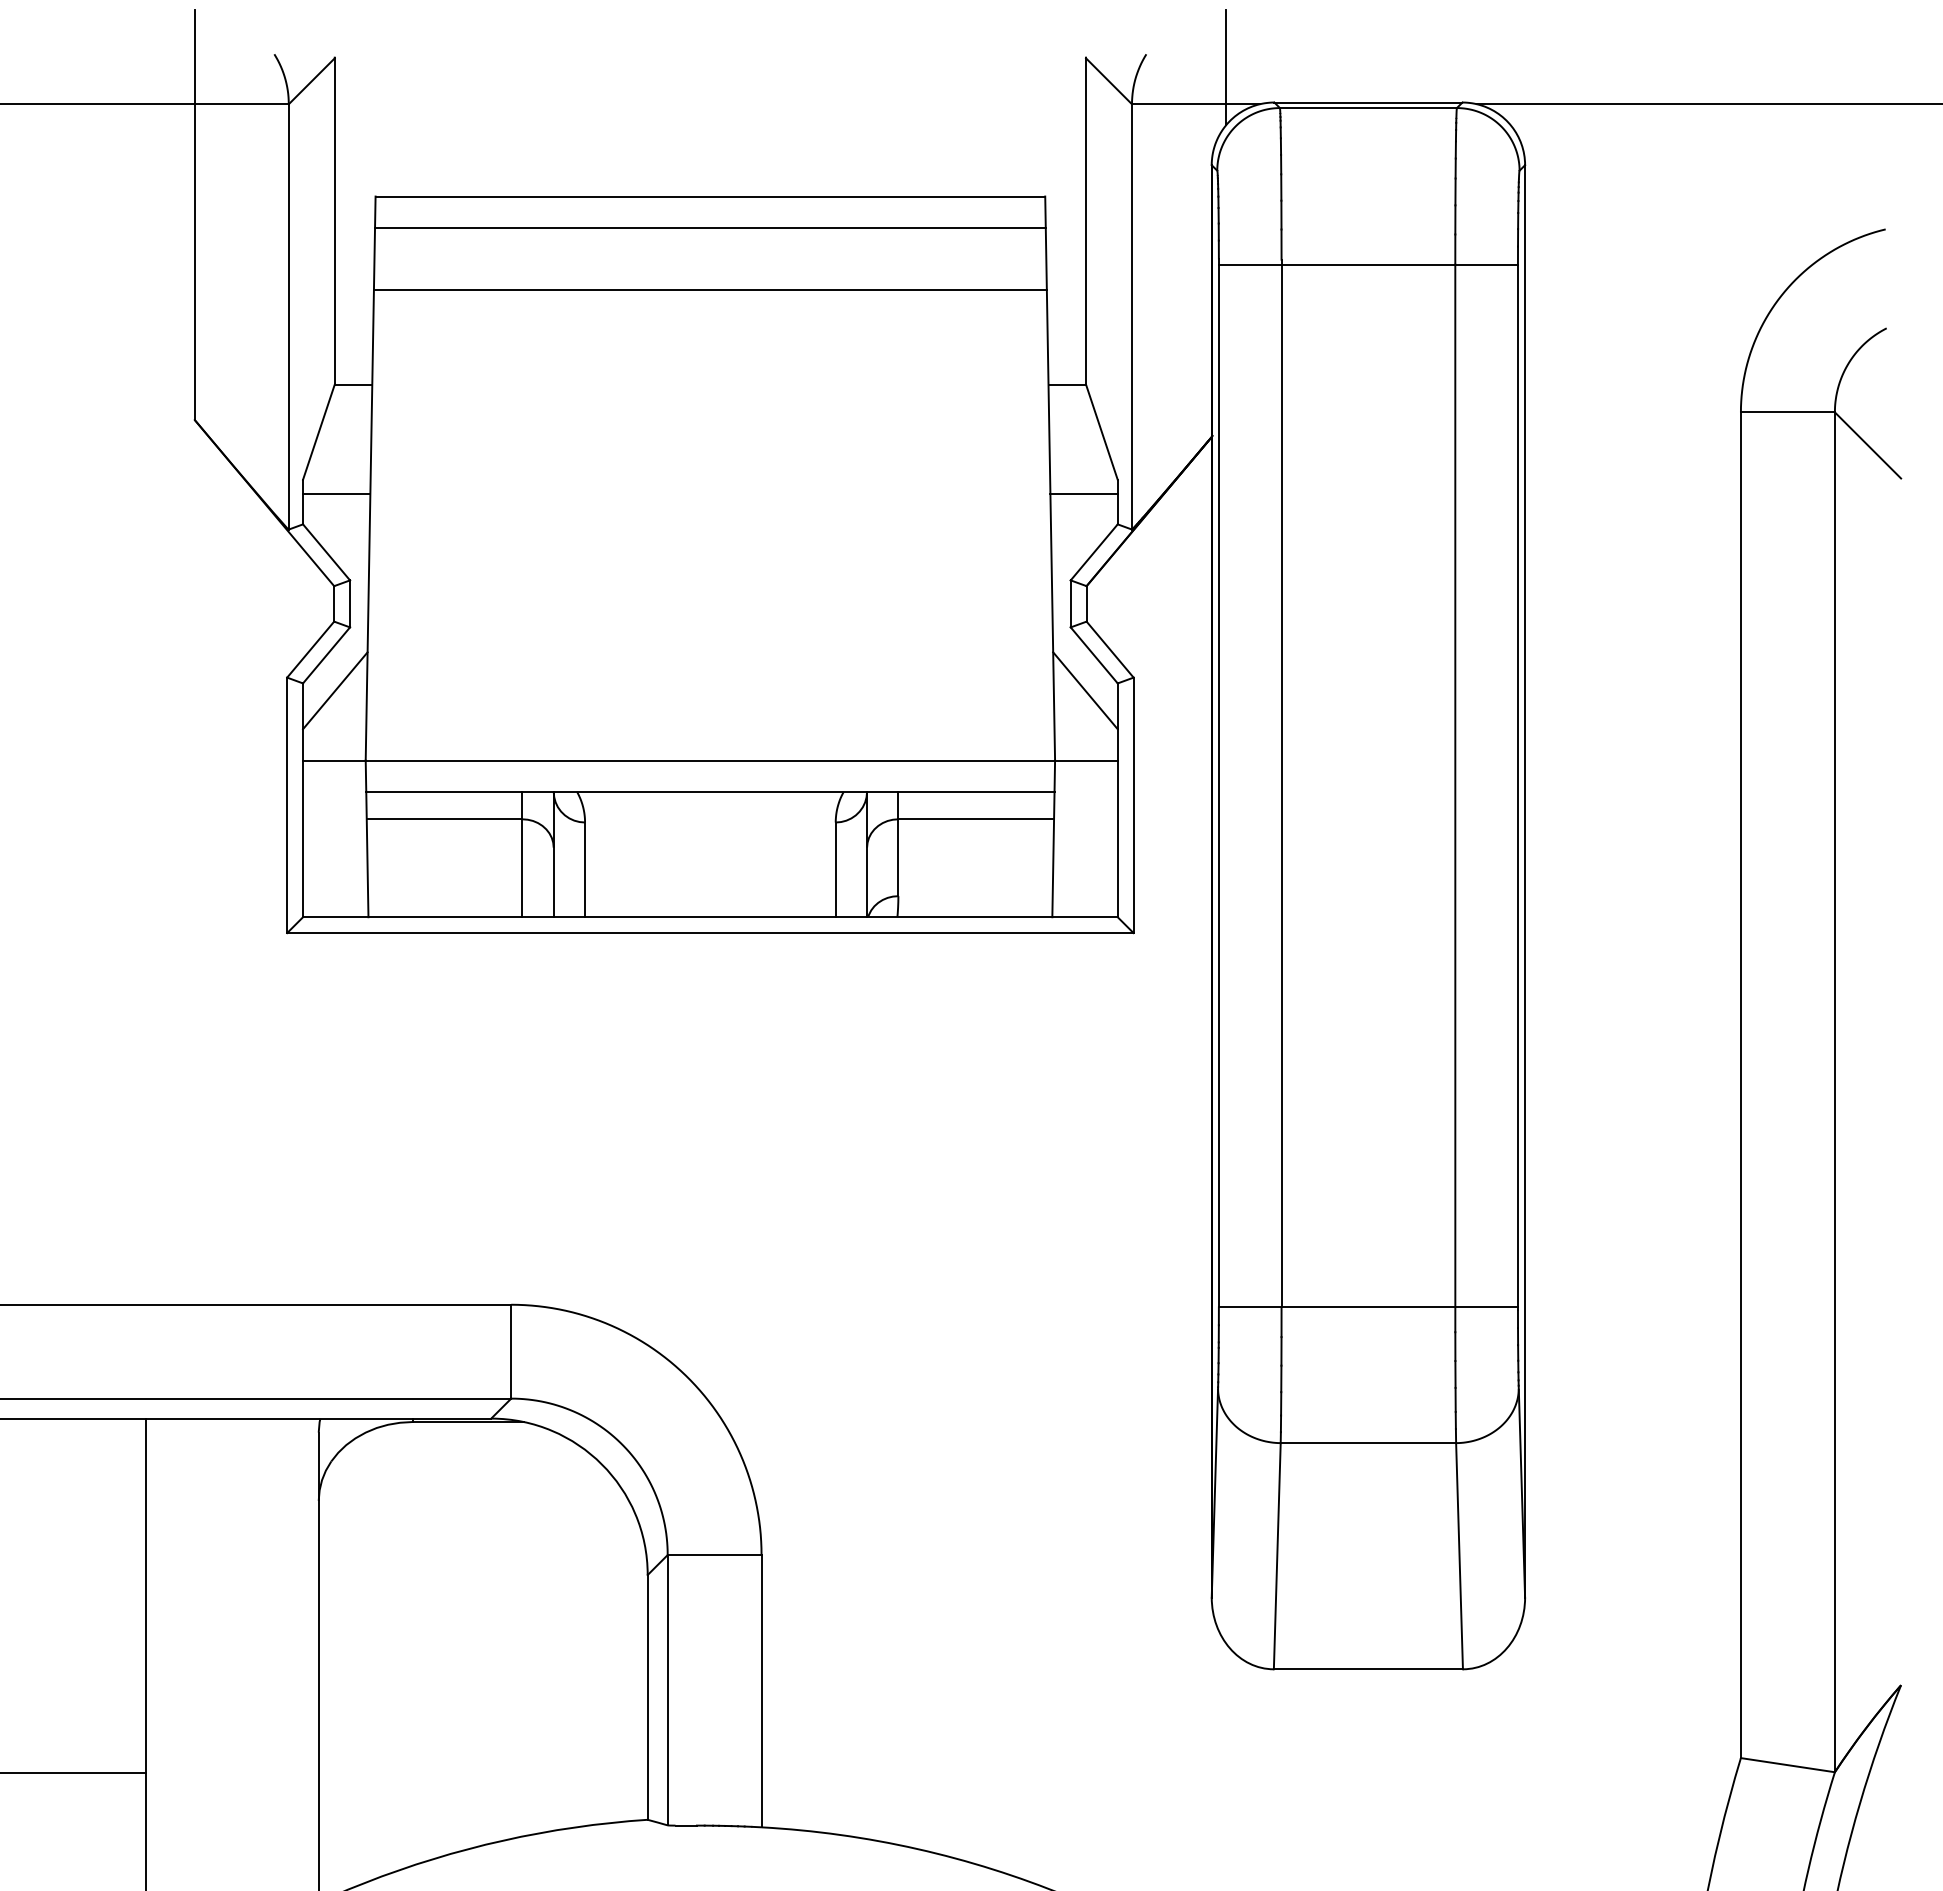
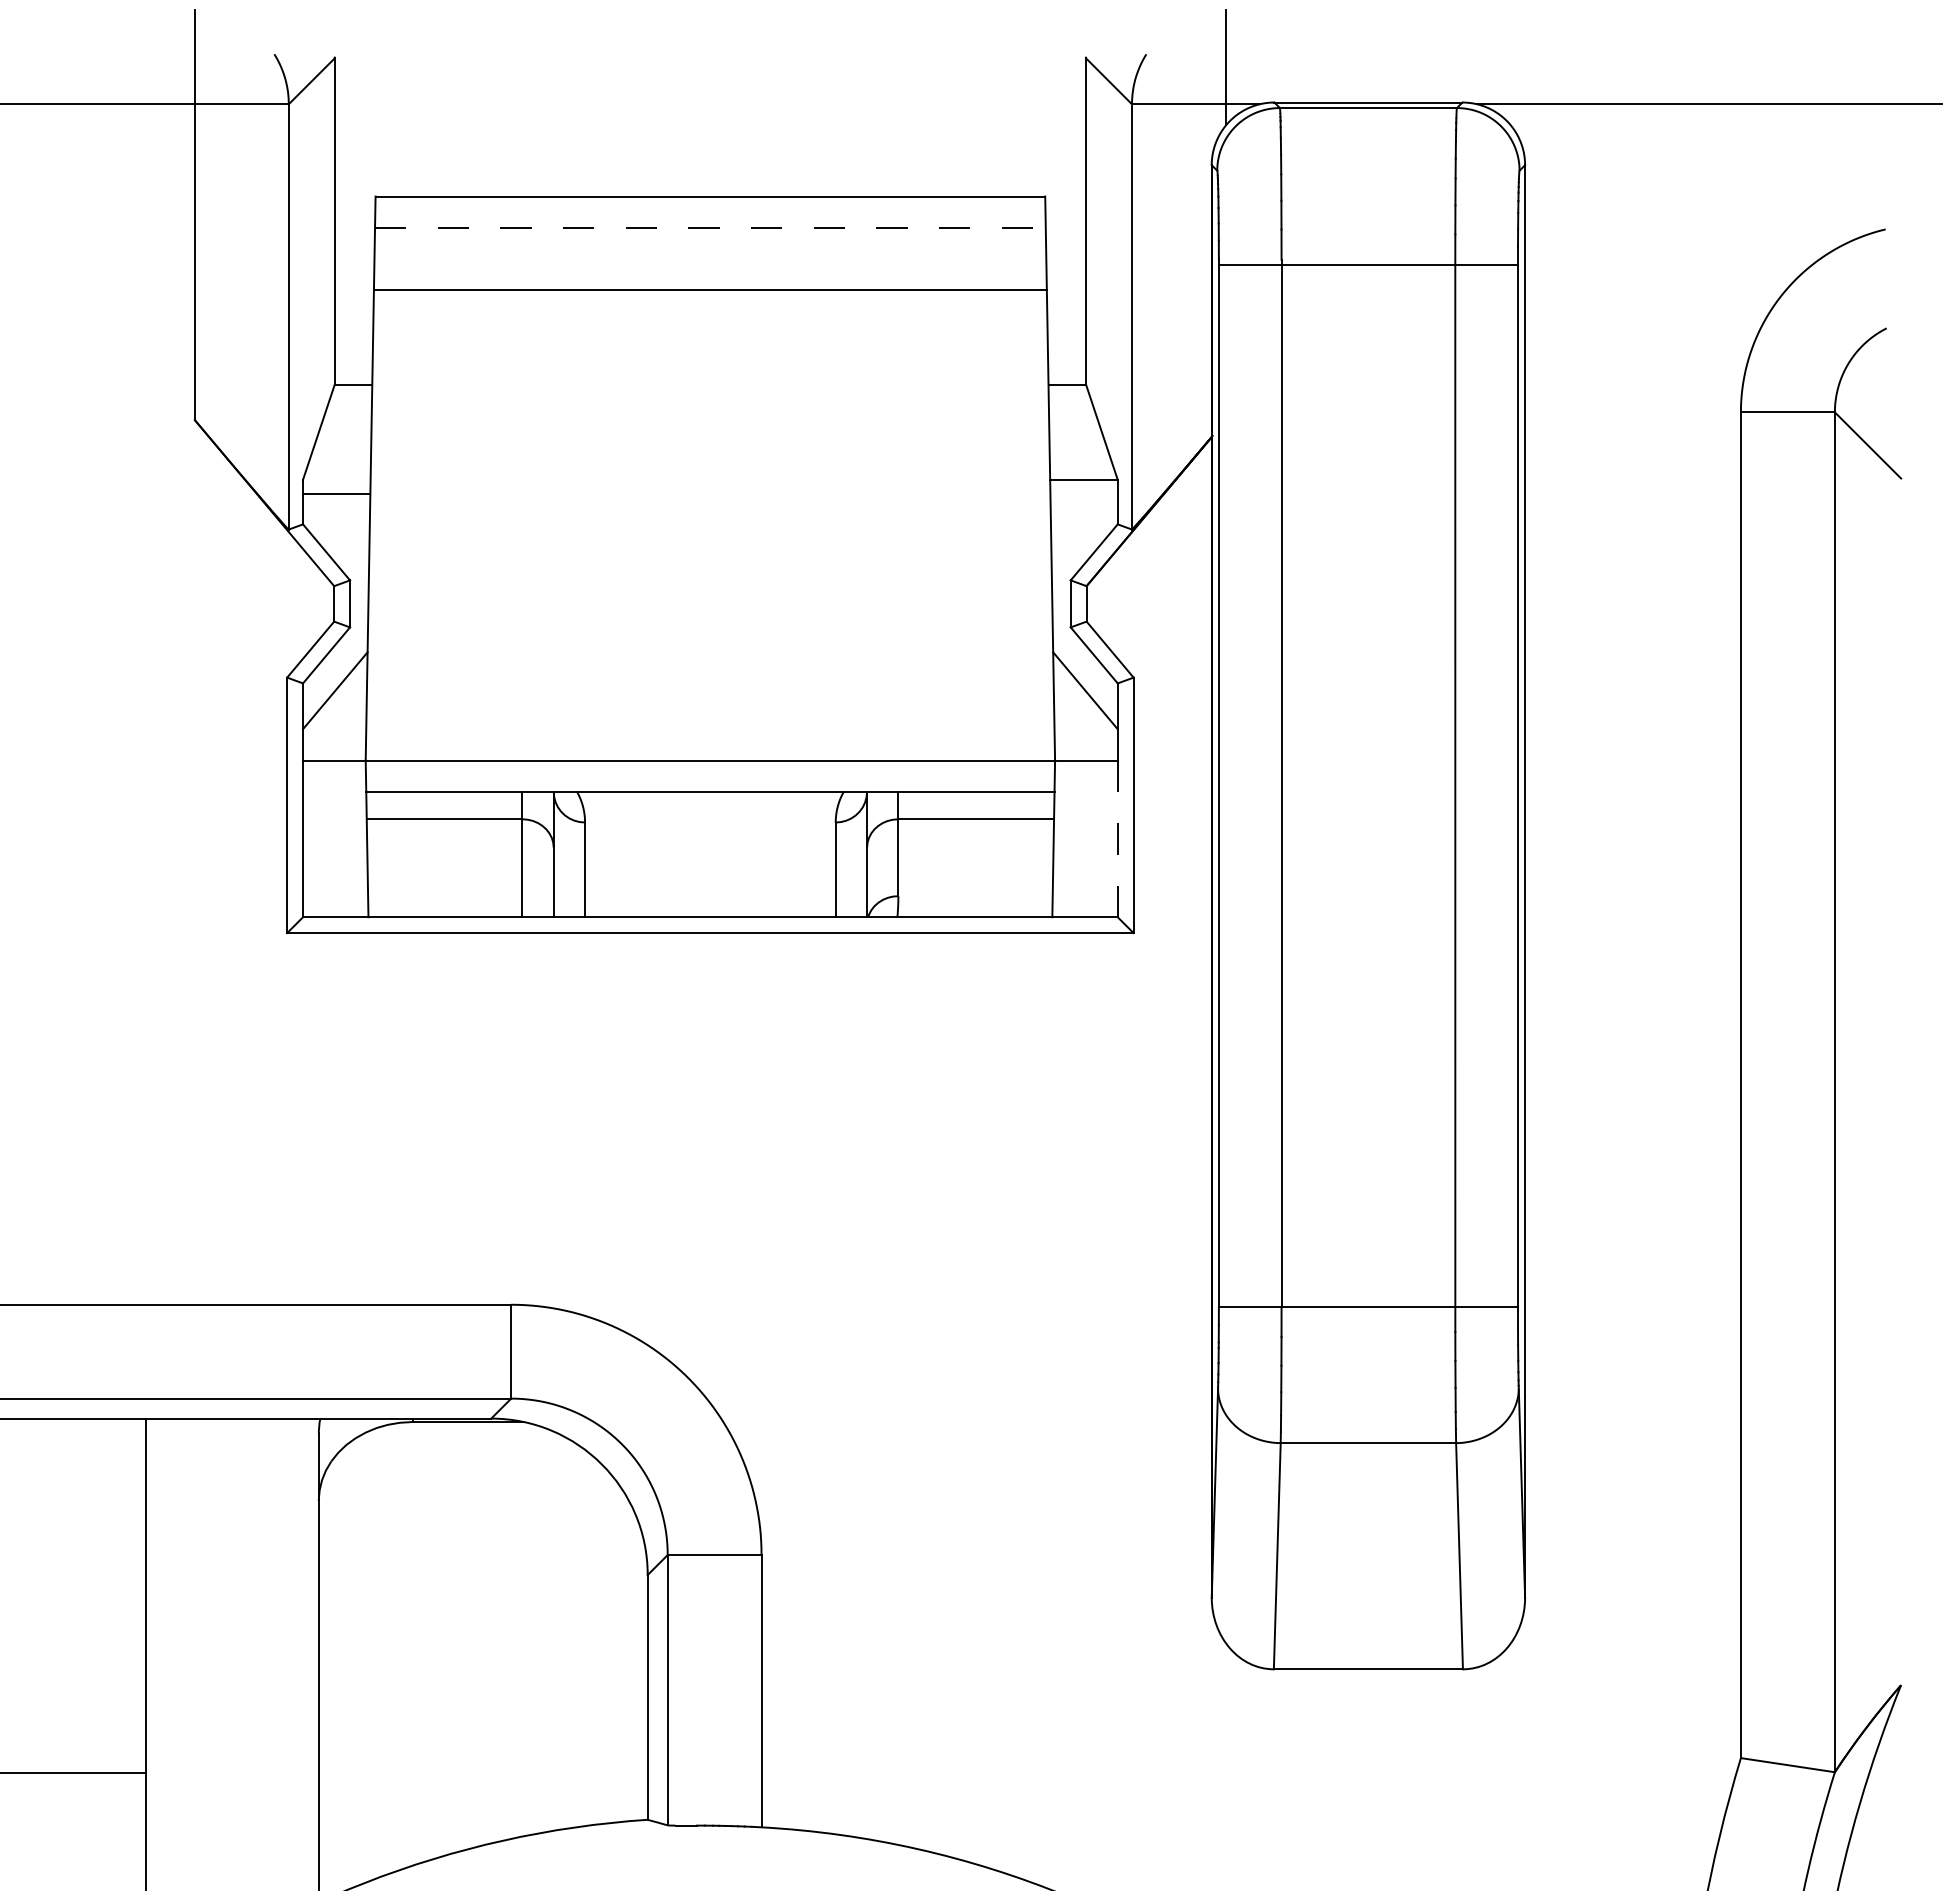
line: solid -> dashed (710, 227)
line position: (1083, 494) -> (1083, 480) (1083, 480)
line: solid -> dashed (1117, 838)
